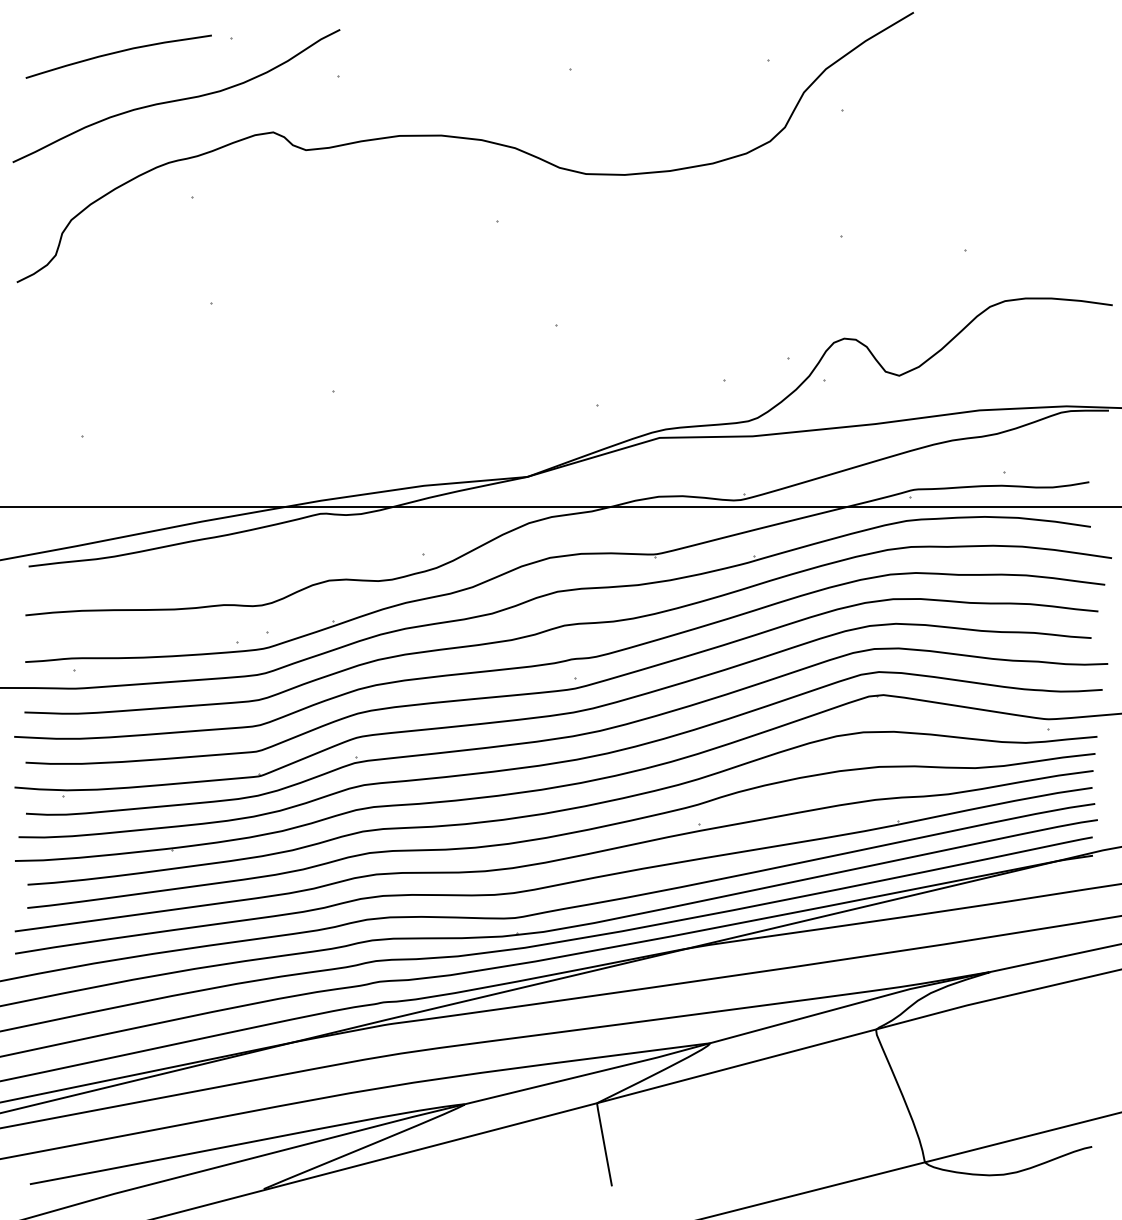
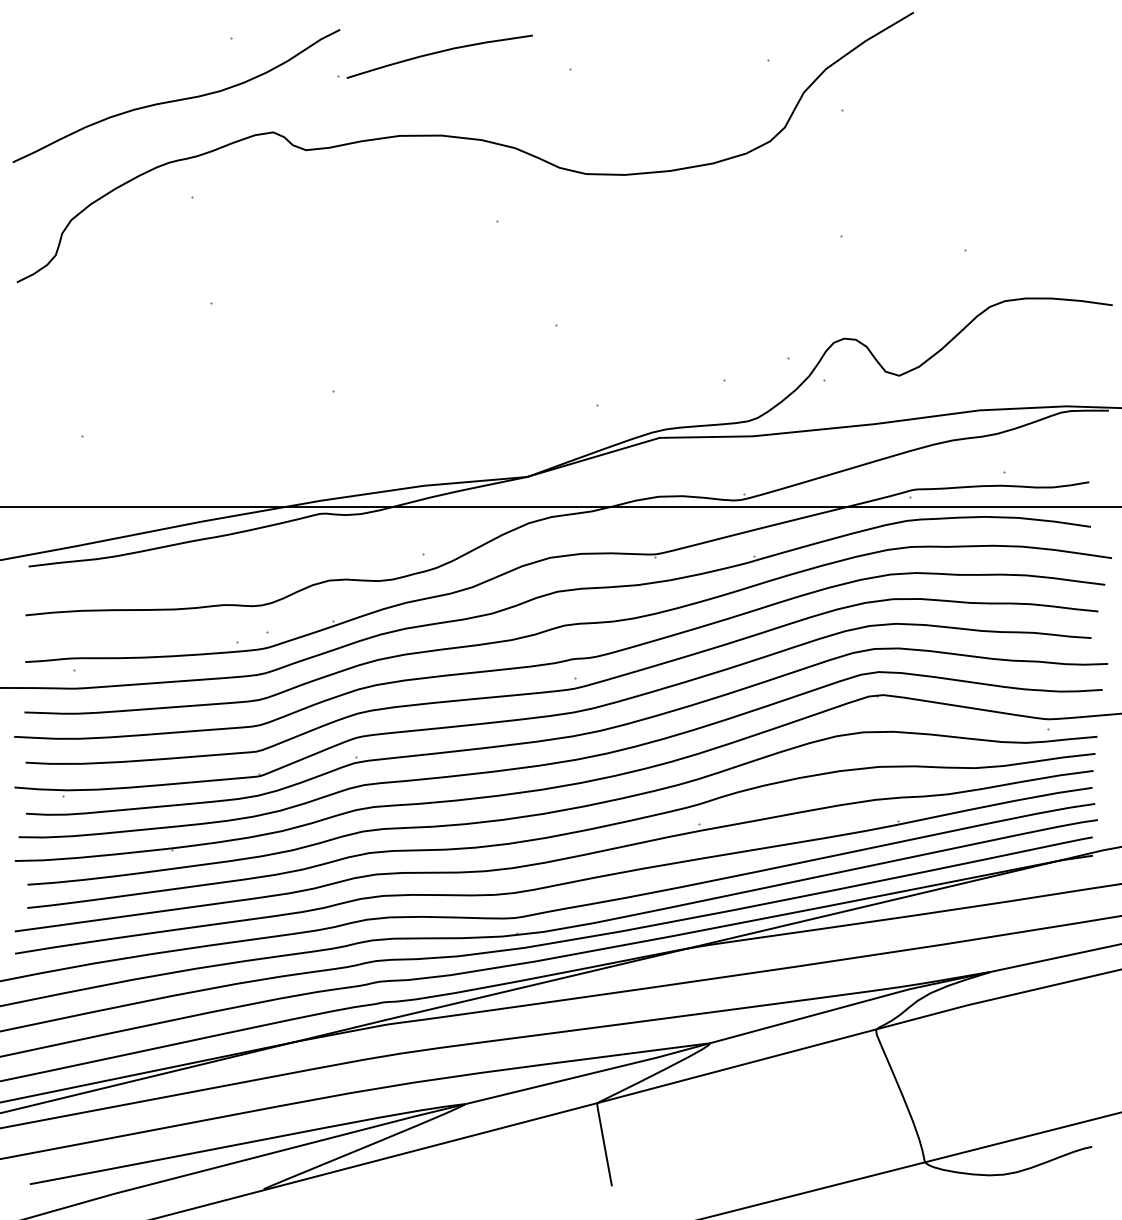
curve position: (117, 53) -> (438, 53) (438, 53)
